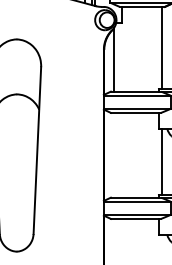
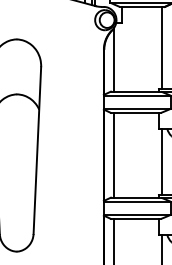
line: none -> present (114, 154)
line: none -> present (114, 239)
line: none -> present (161, 247)
